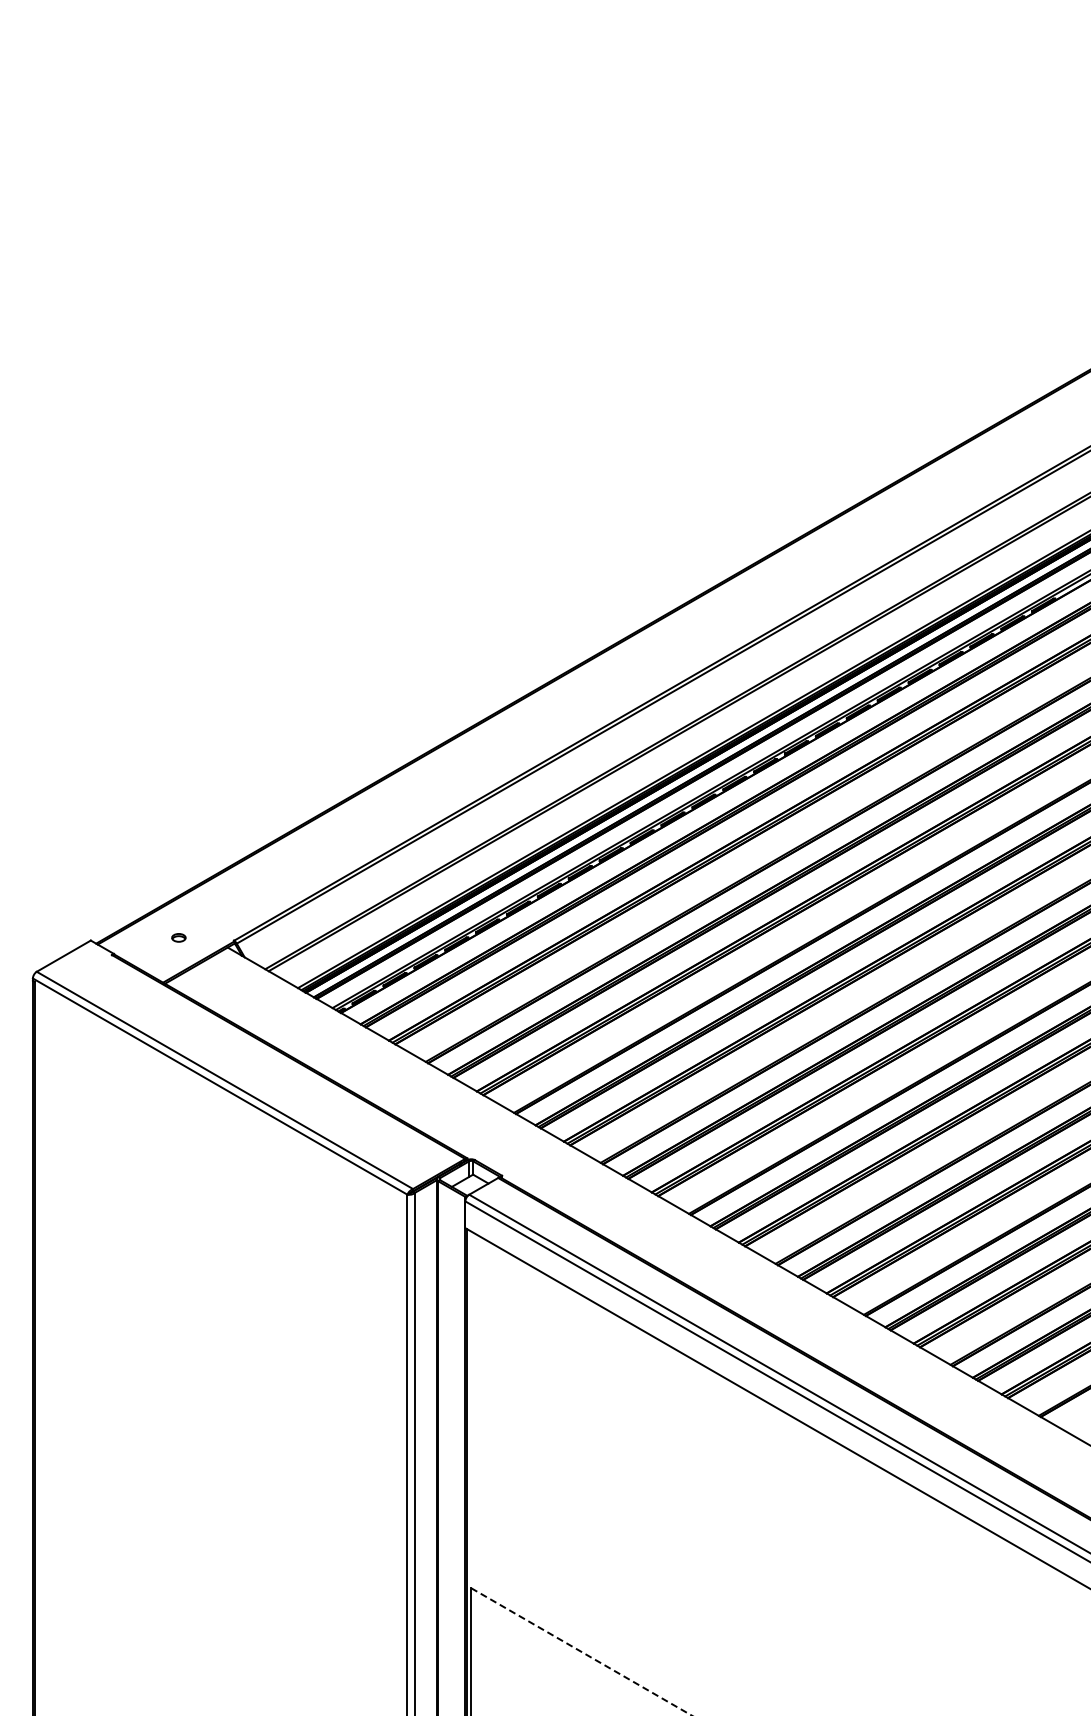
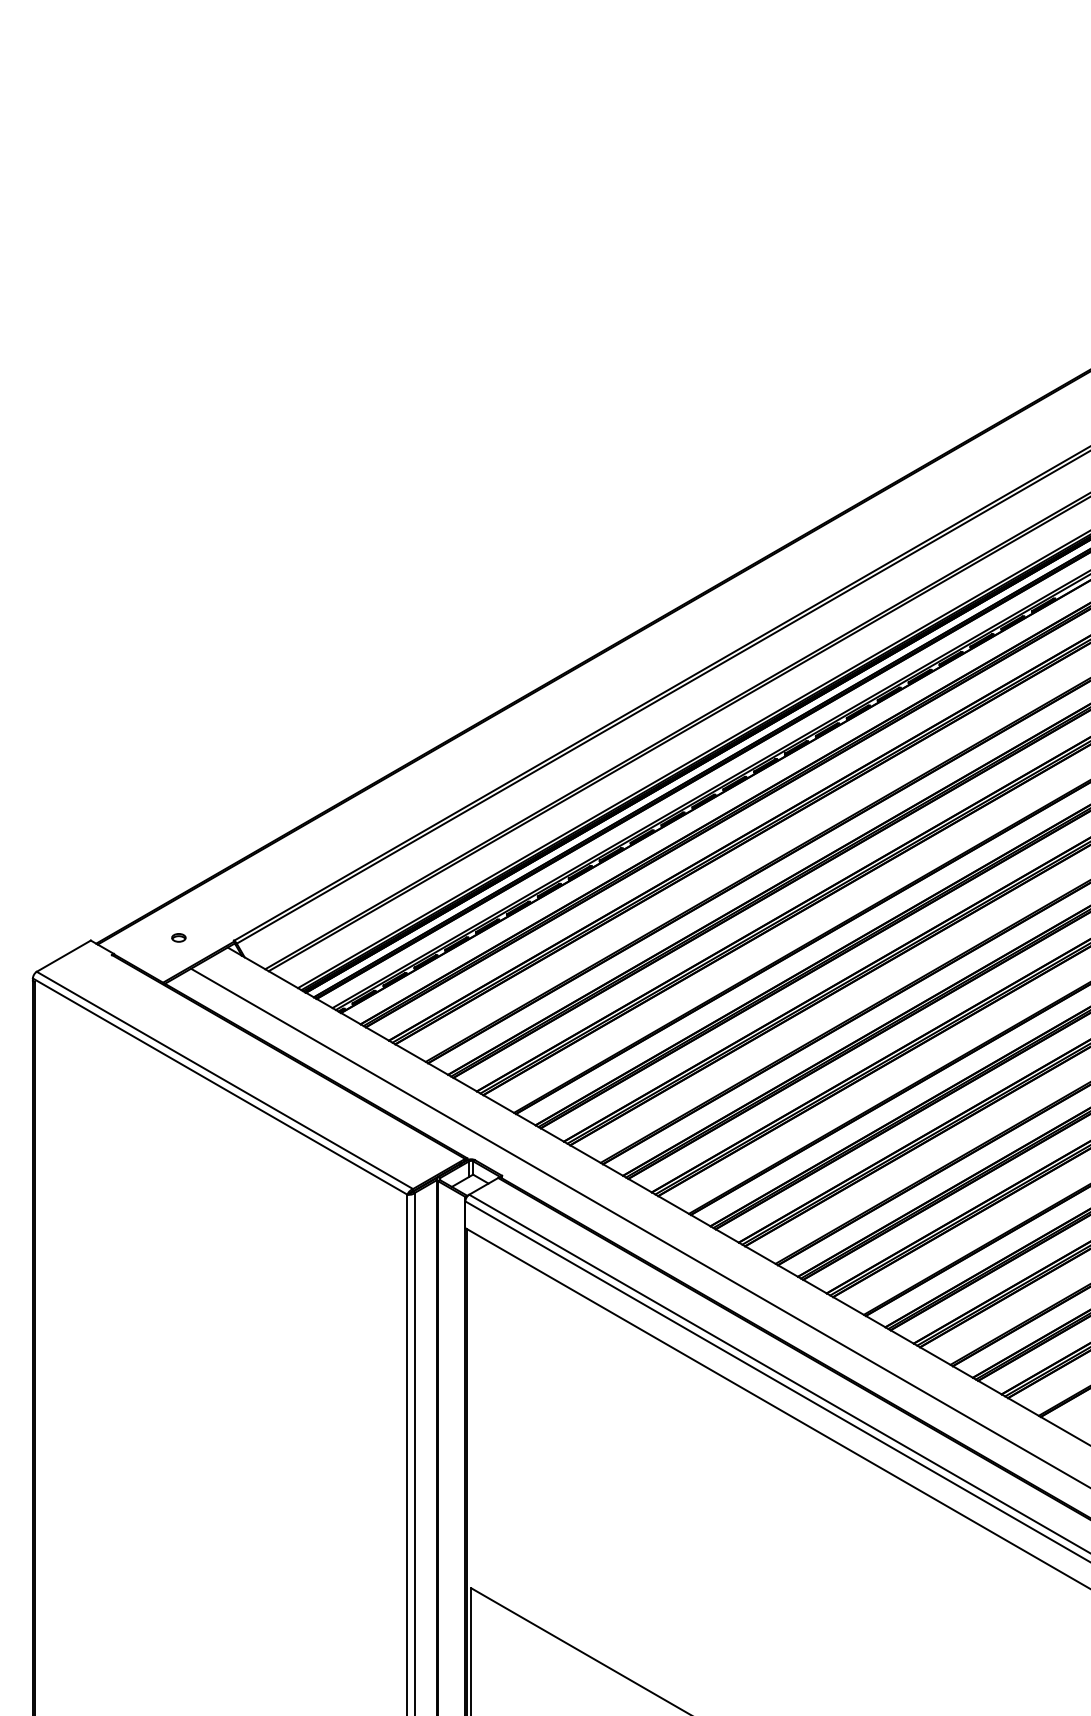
line: none -> present (639, 1227)
line: dashed -> solid (582, 1652)
